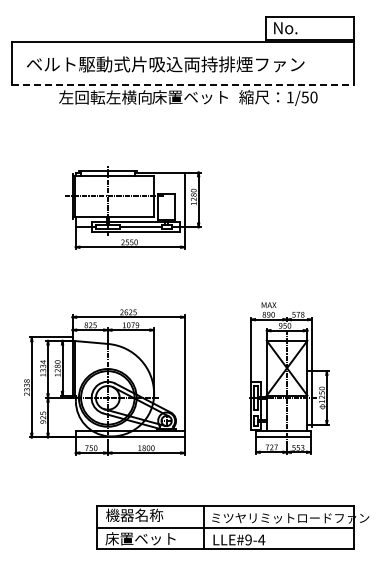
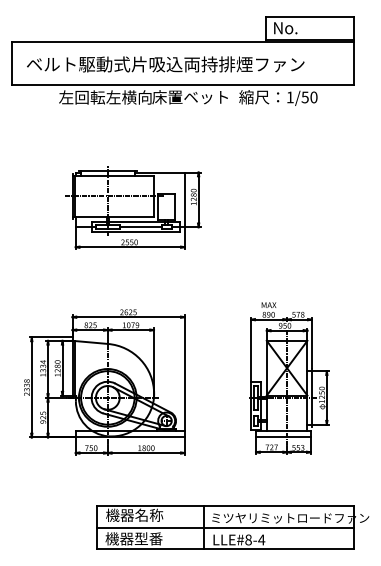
line: dashed -> solid (183, 84)
text: 床置ベット -> 機器型番 (140, 538)
text: LLE#9-4 -> LLE#8-4 (248, 539)
